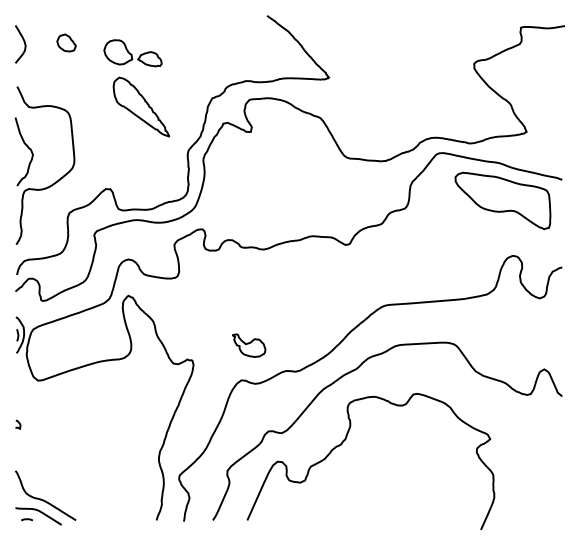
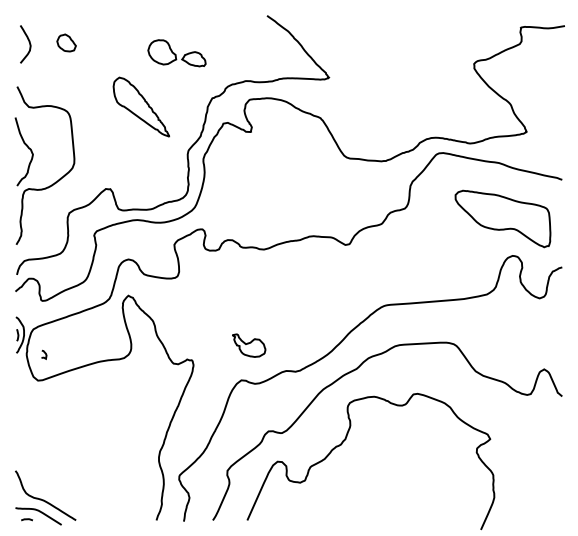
curve position: (23, 42) -> (28, 42) (28, 42)
part position: (132, 53) -> (176, 53) (176, 53)
part position: (502, 200) -> (502, 218) (502, 218)
curve position: (18, 423) -> (44, 353) (44, 353)
